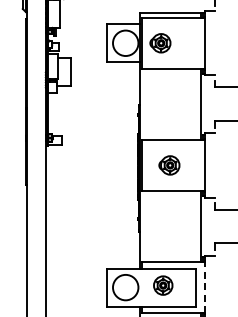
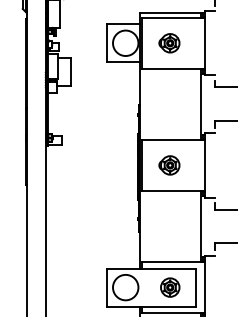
part position: (160, 43) -> (169, 43) (169, 43)
part position: (163, 285) -> (170, 287) (170, 287)
line: dashed -> solid (204, 287)
